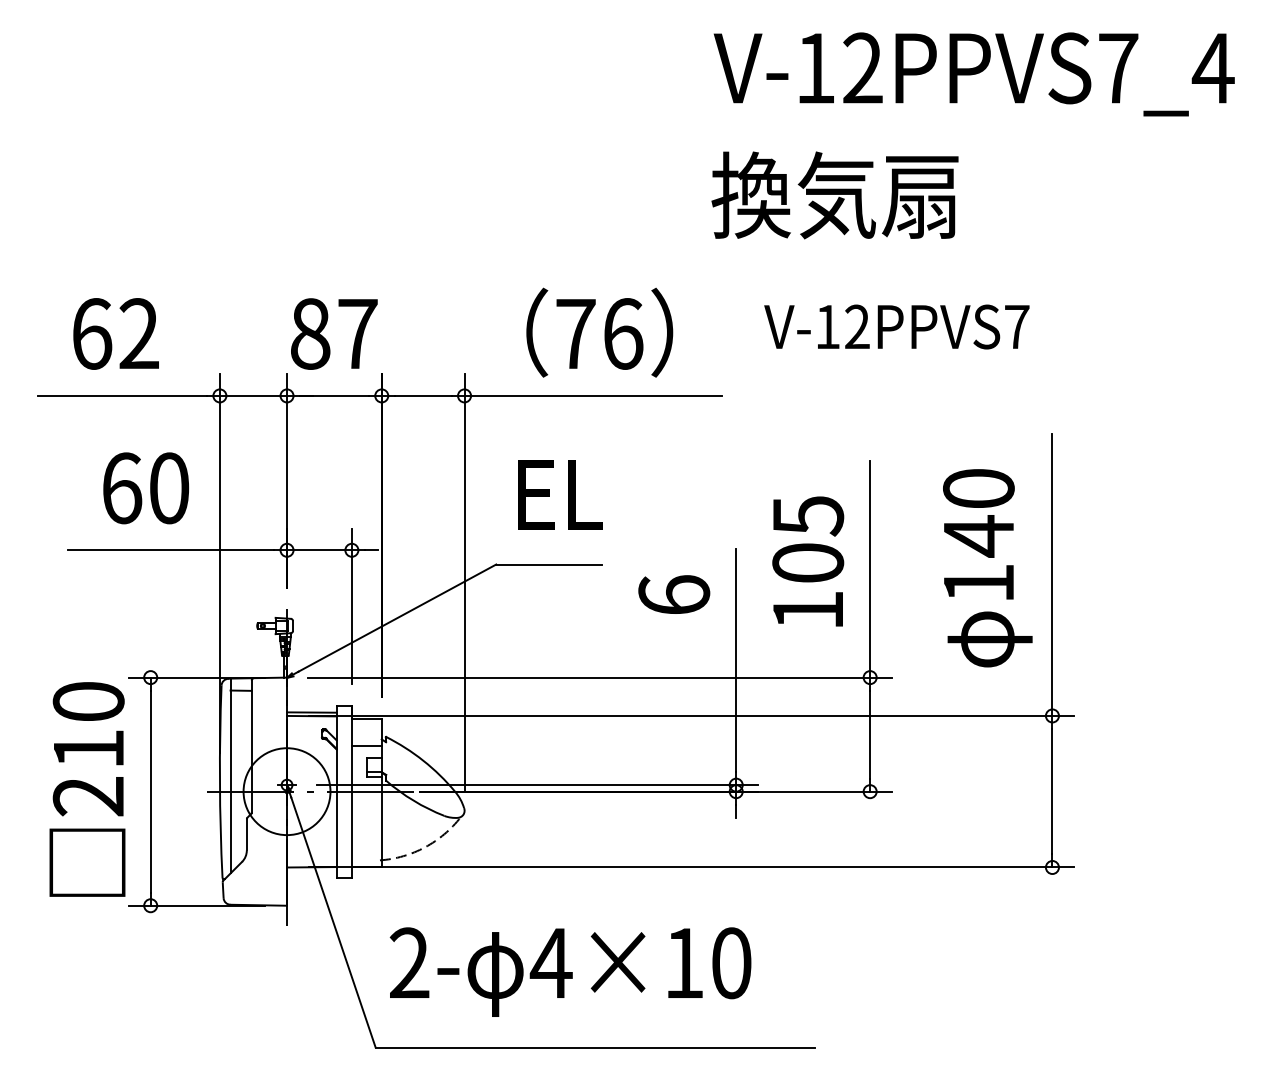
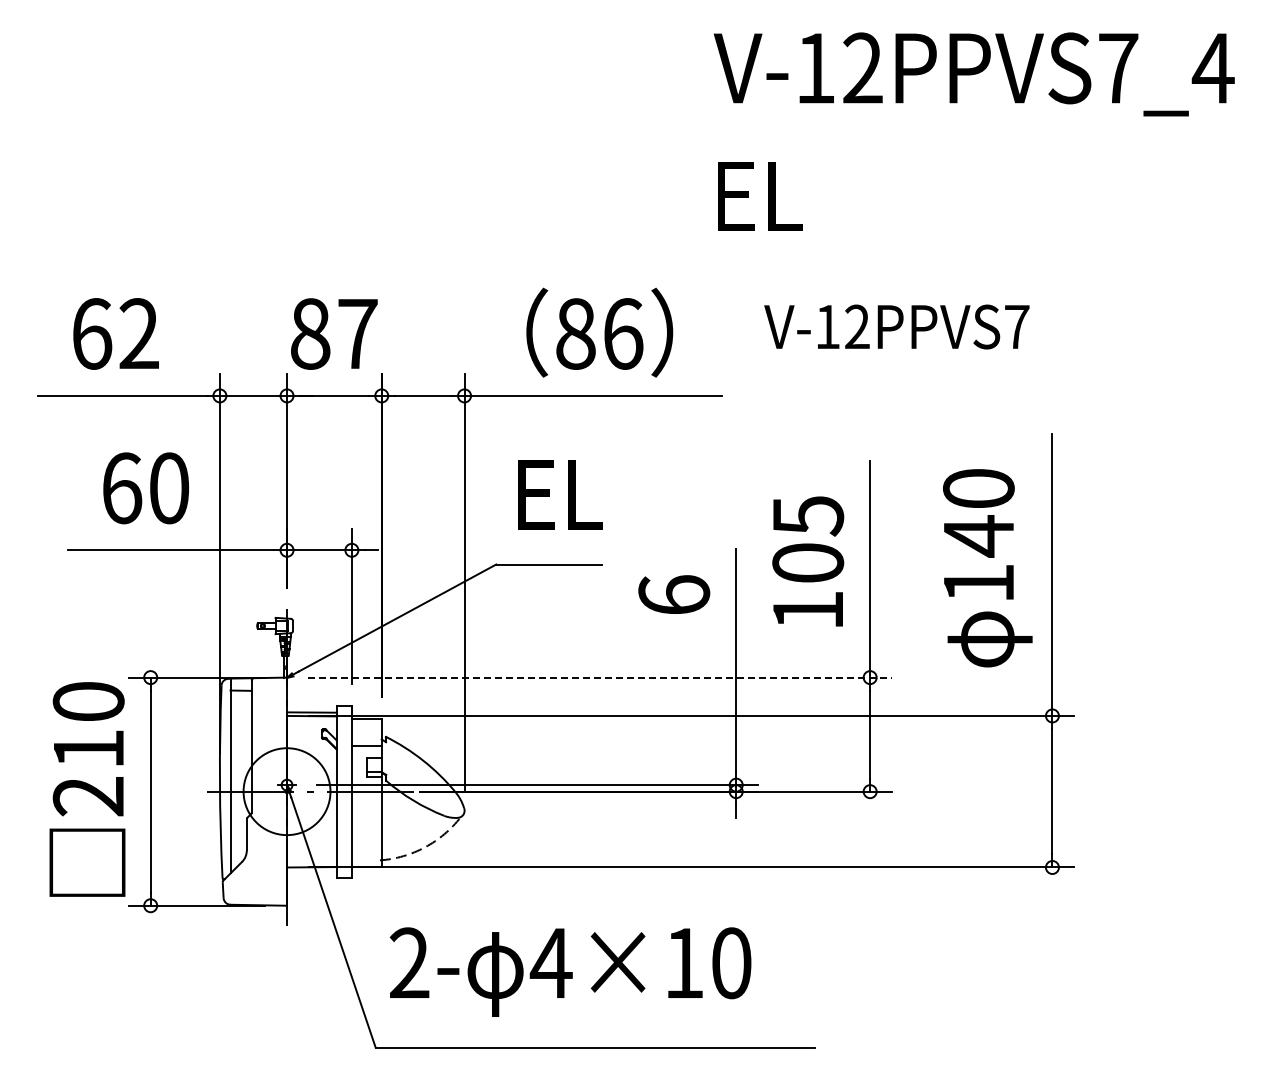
text: 換気扇 -> EL (834, 195)
text: 76 -> 86 (575, 333)
line: solid -> dashed (600, 677)
